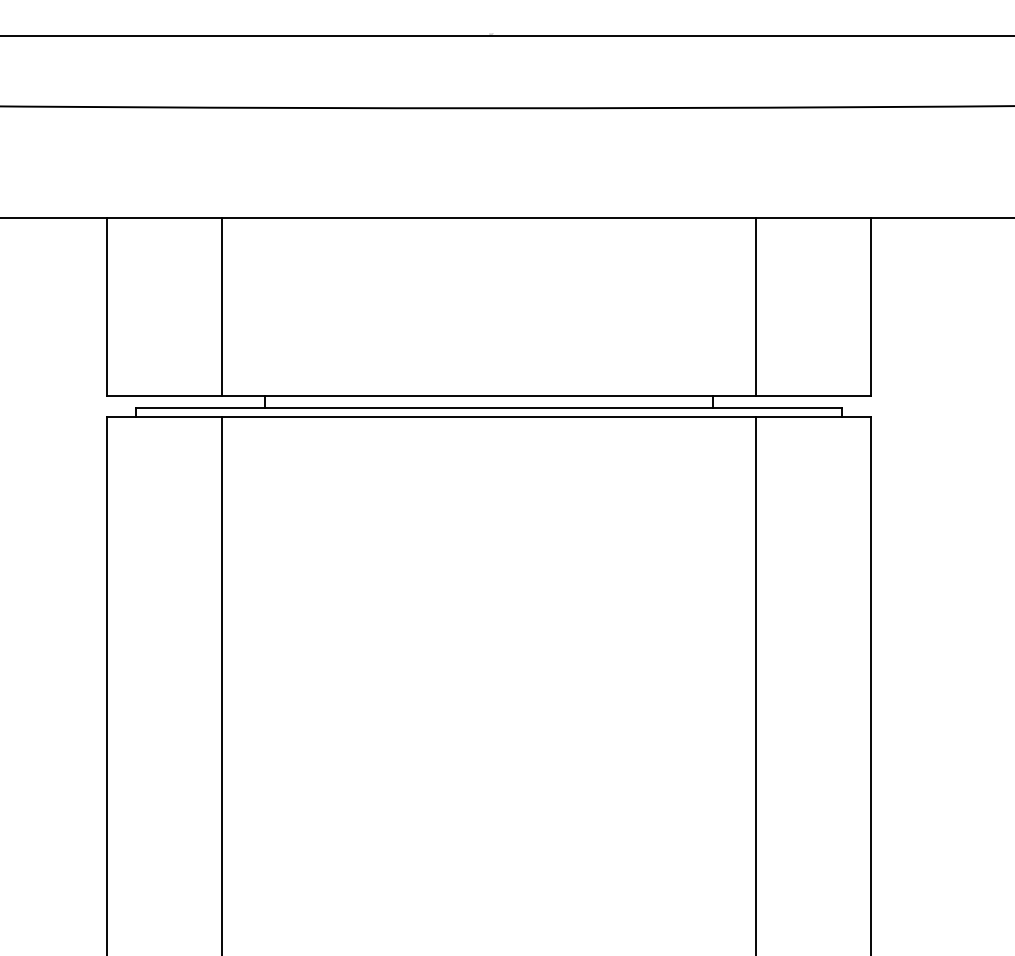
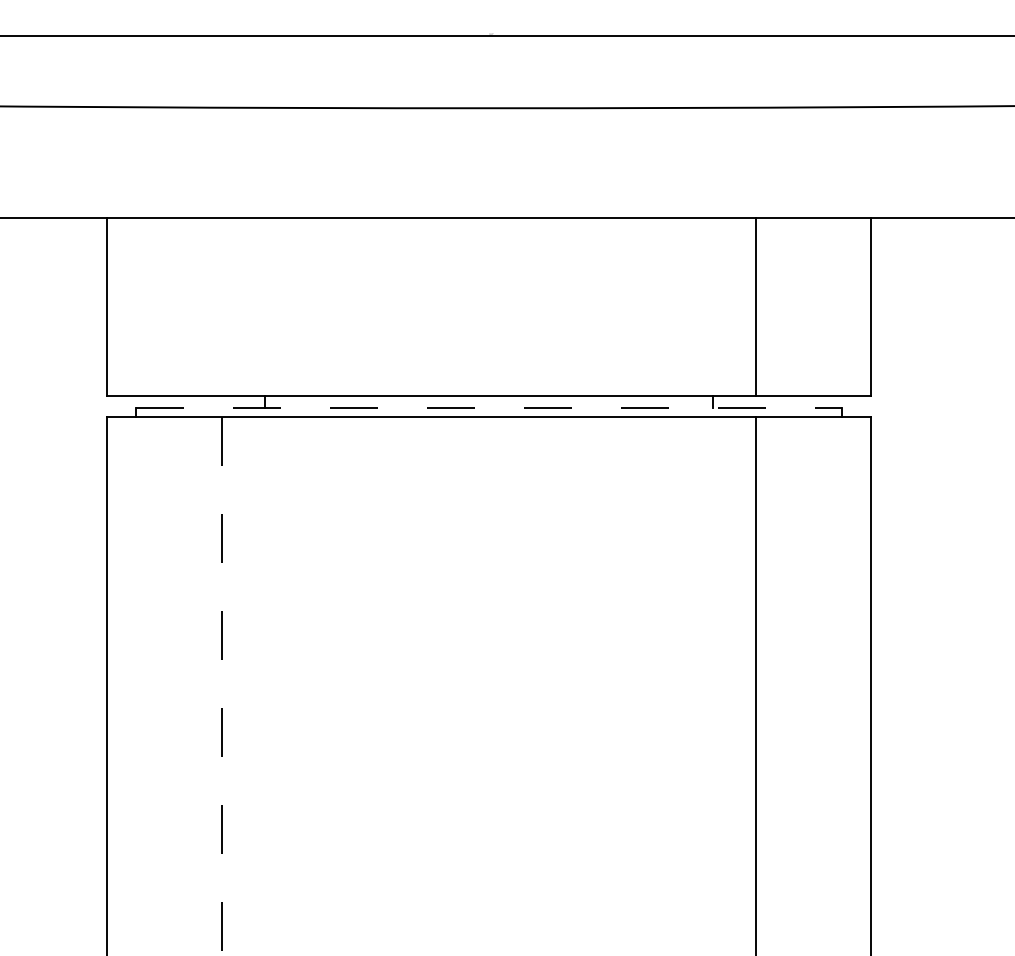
line: present -> none (221, 307)
line: solid -> dashed (489, 407)
line: solid -> dashed (221, 686)
